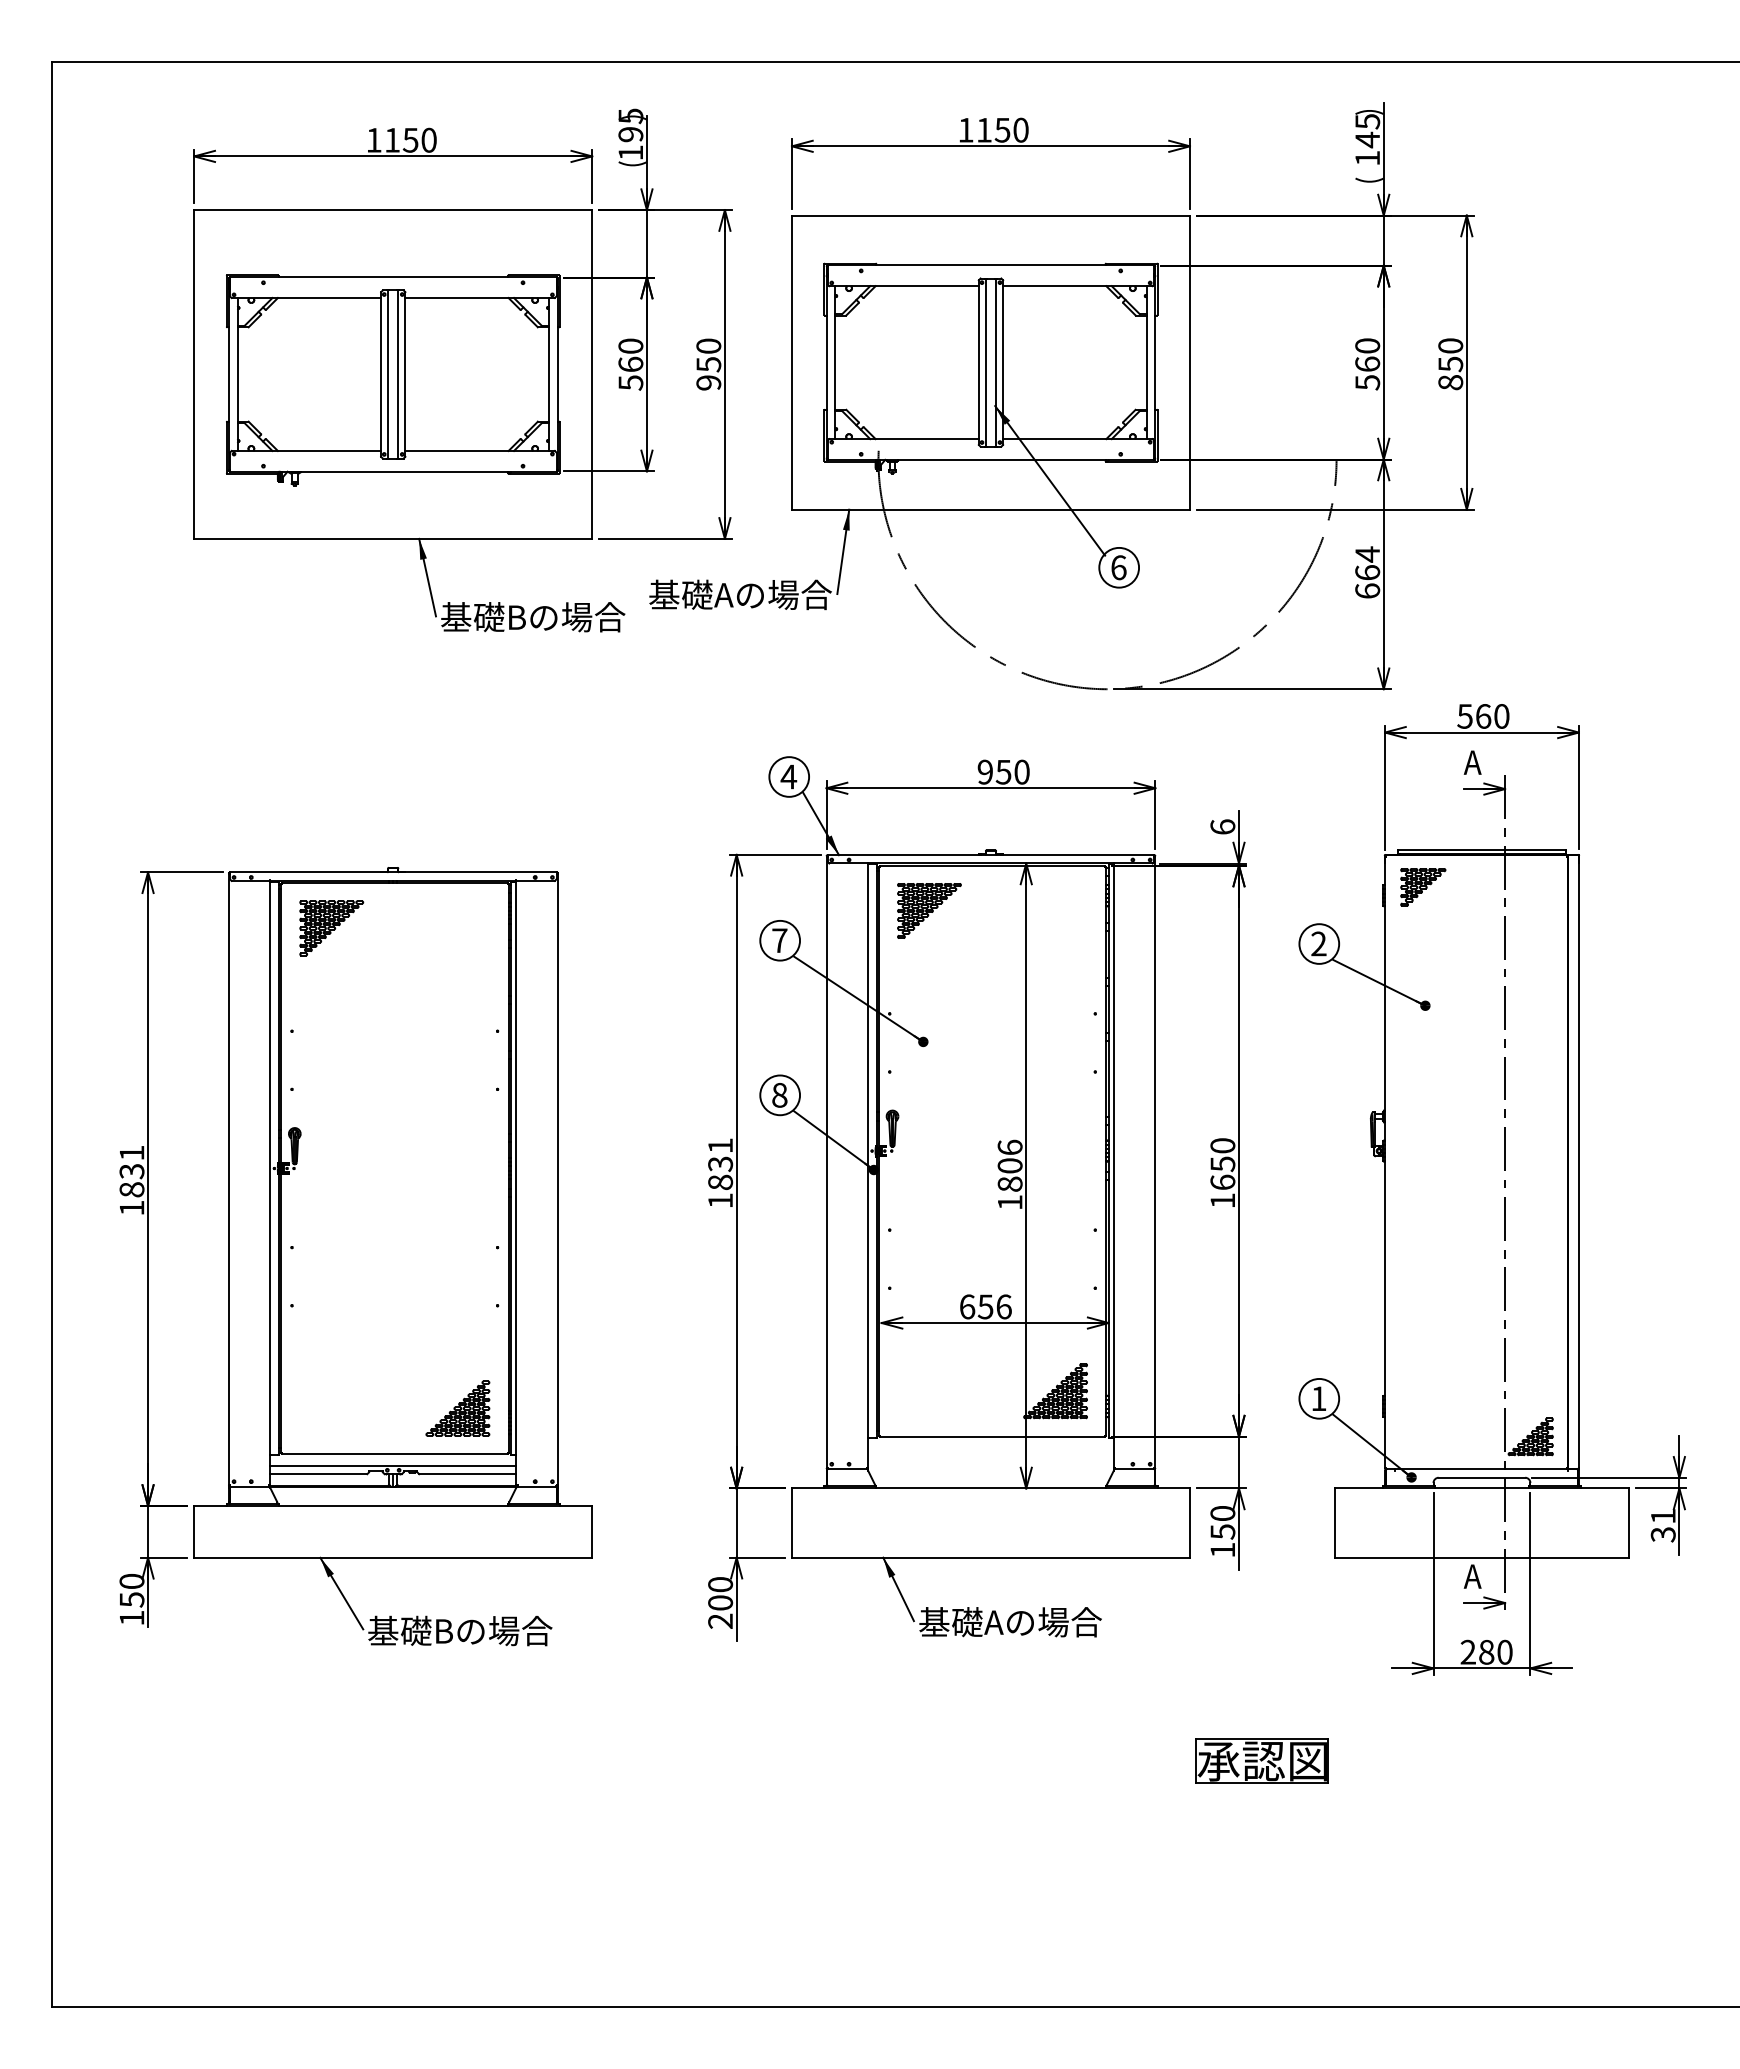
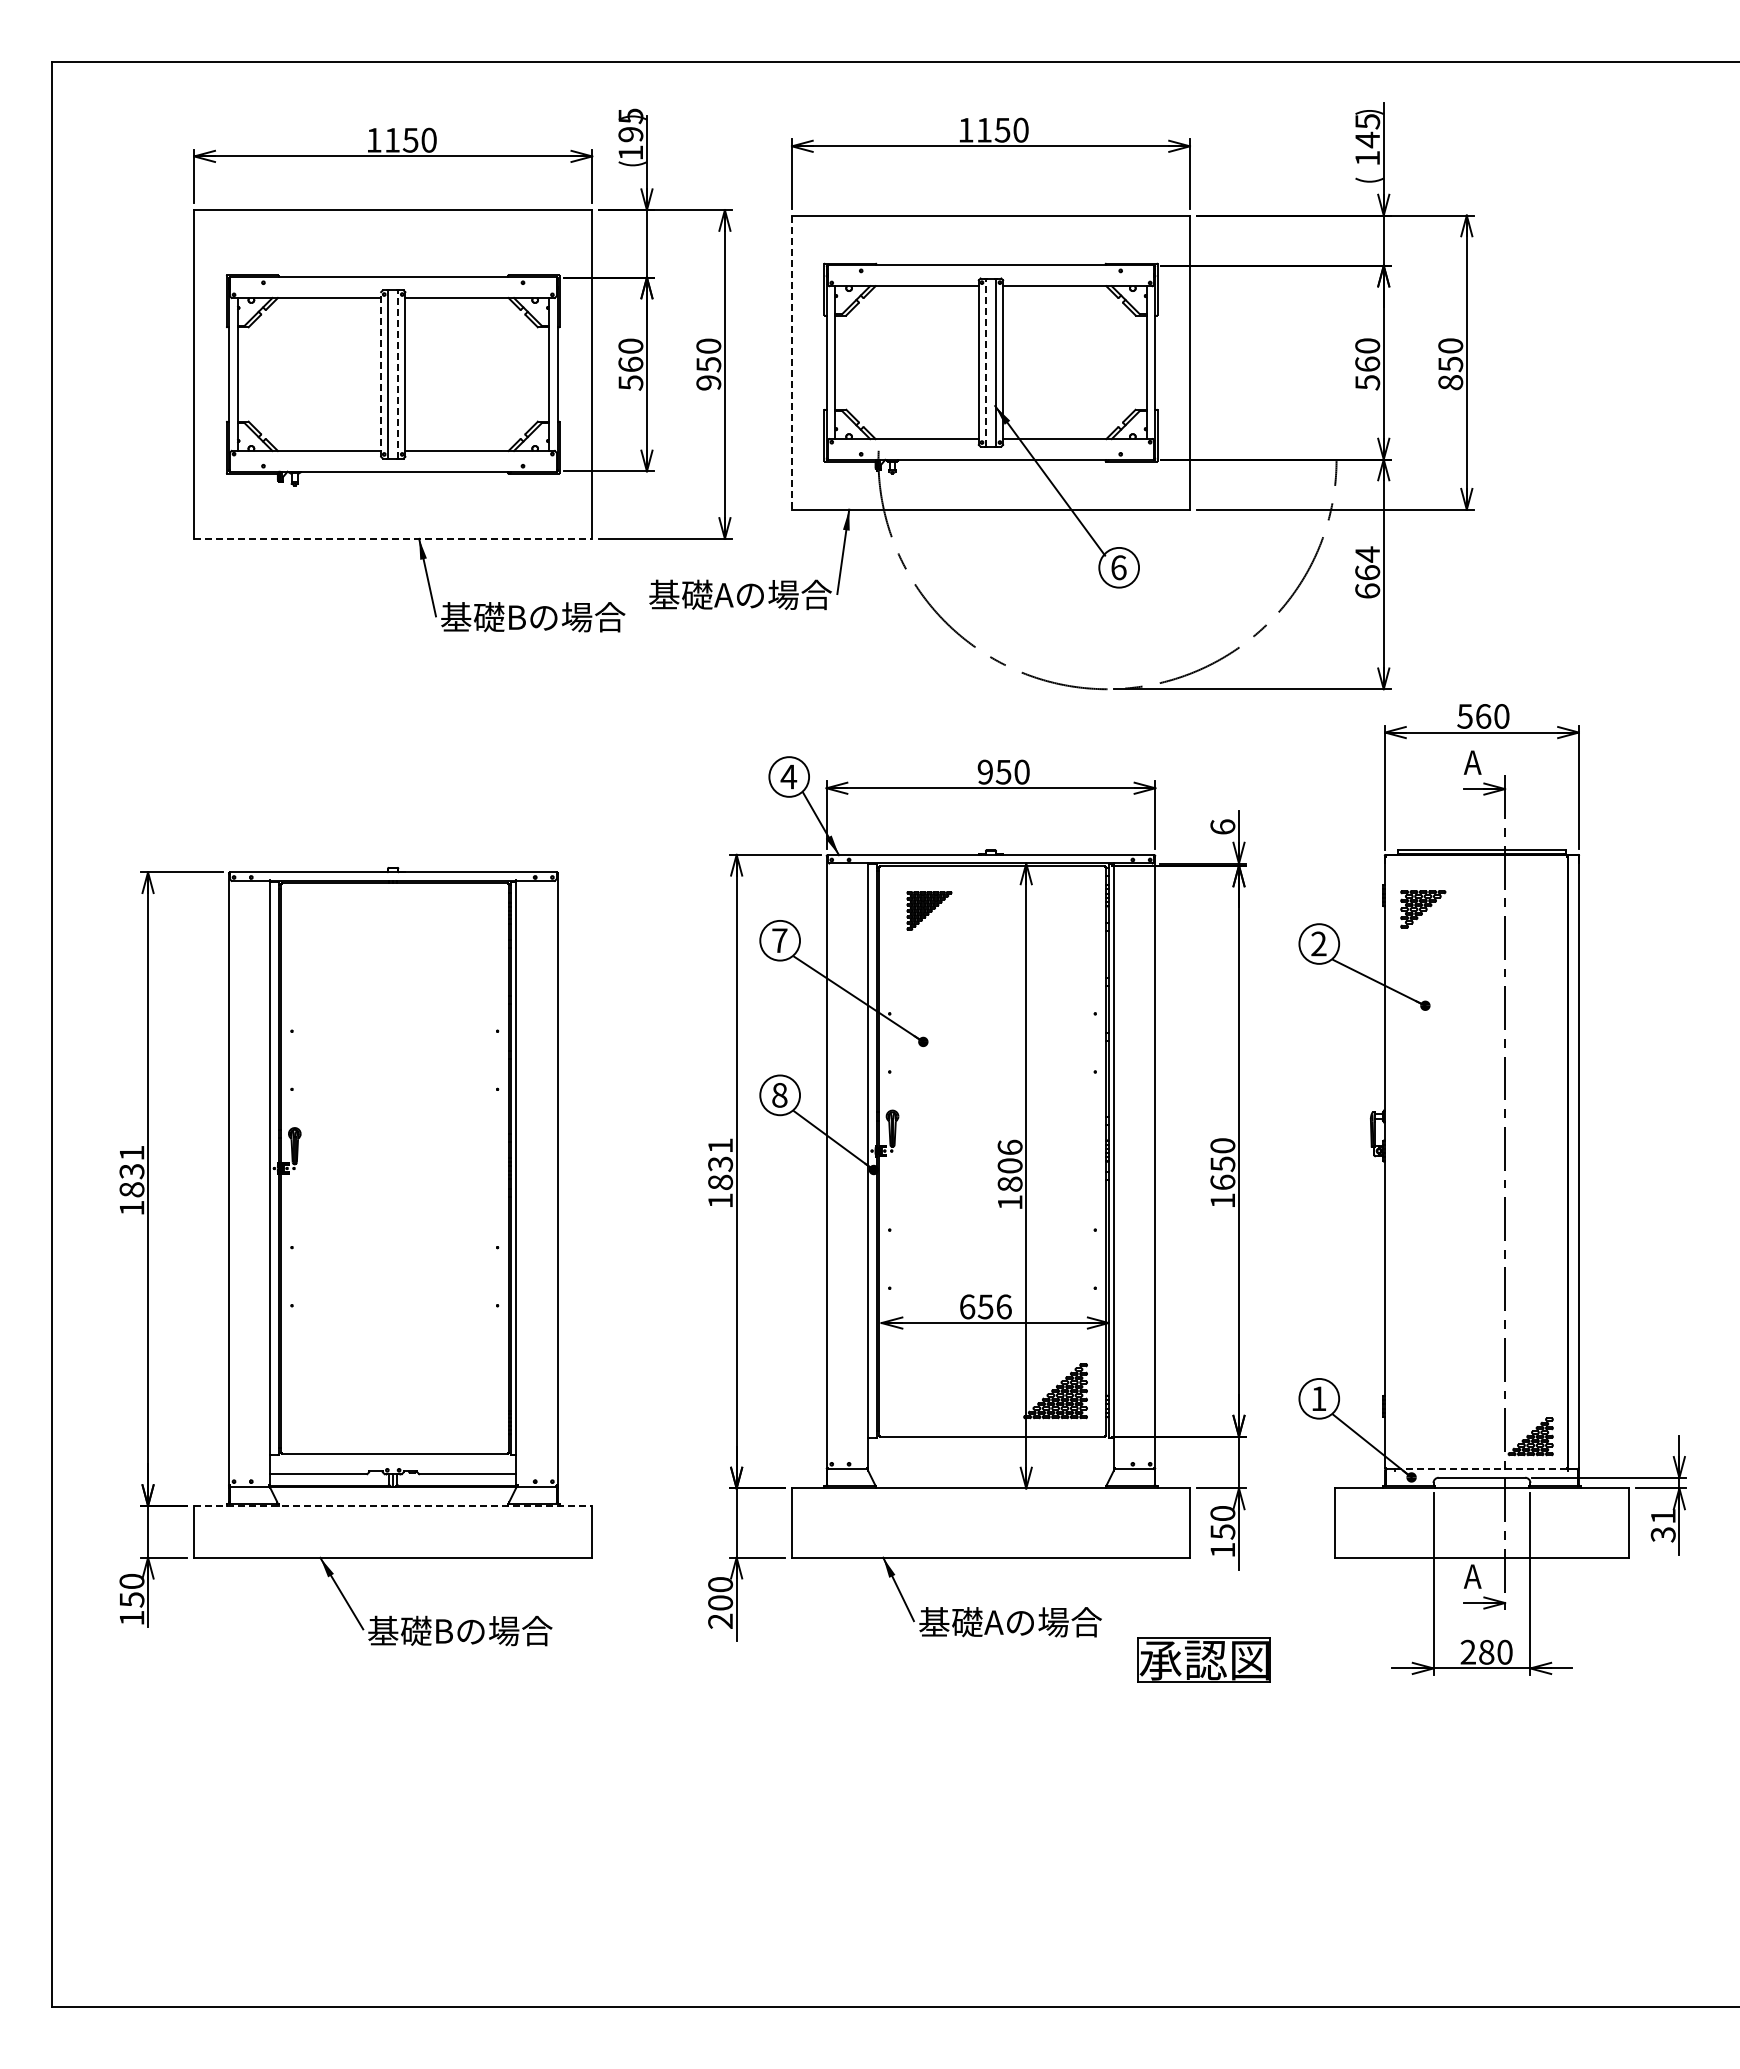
line: solid -> dashed (985, 362)
line: solid -> dashed (792, 363)
line: solid -> dashed (381, 374)
line: solid -> dashed (398, 374)
line: solid -> dashed (393, 538)
part position: (1423, 887) -> (1423, 909) (1423, 909)
part size: 65x56 px -> 47x40 px (929, 910)
part: present -> none (331, 928)
part: present -> none (457, 1408)
line: present -> none (393, 1466)
line: solid -> dashed (1481, 1469)
line: solid -> dashed (393, 1505)
part position: (1261, 1760) -> (1203, 1659) (1203, 1659)
